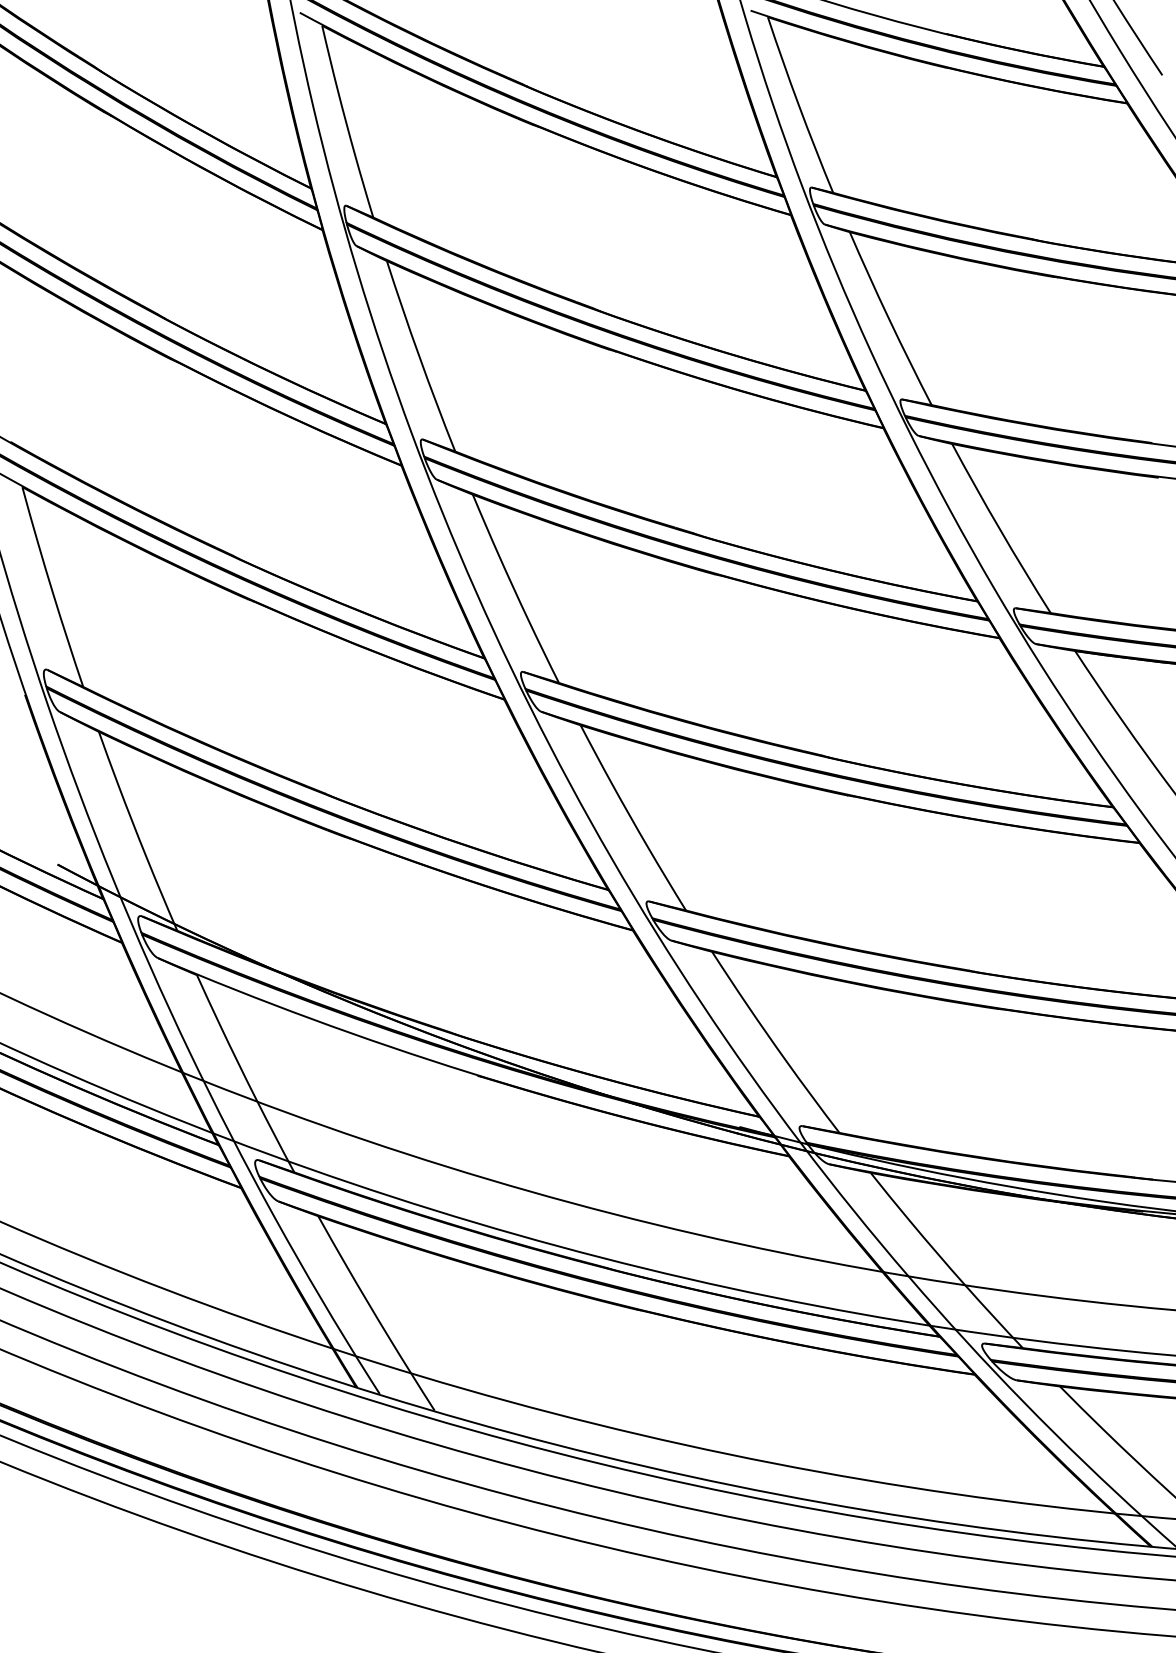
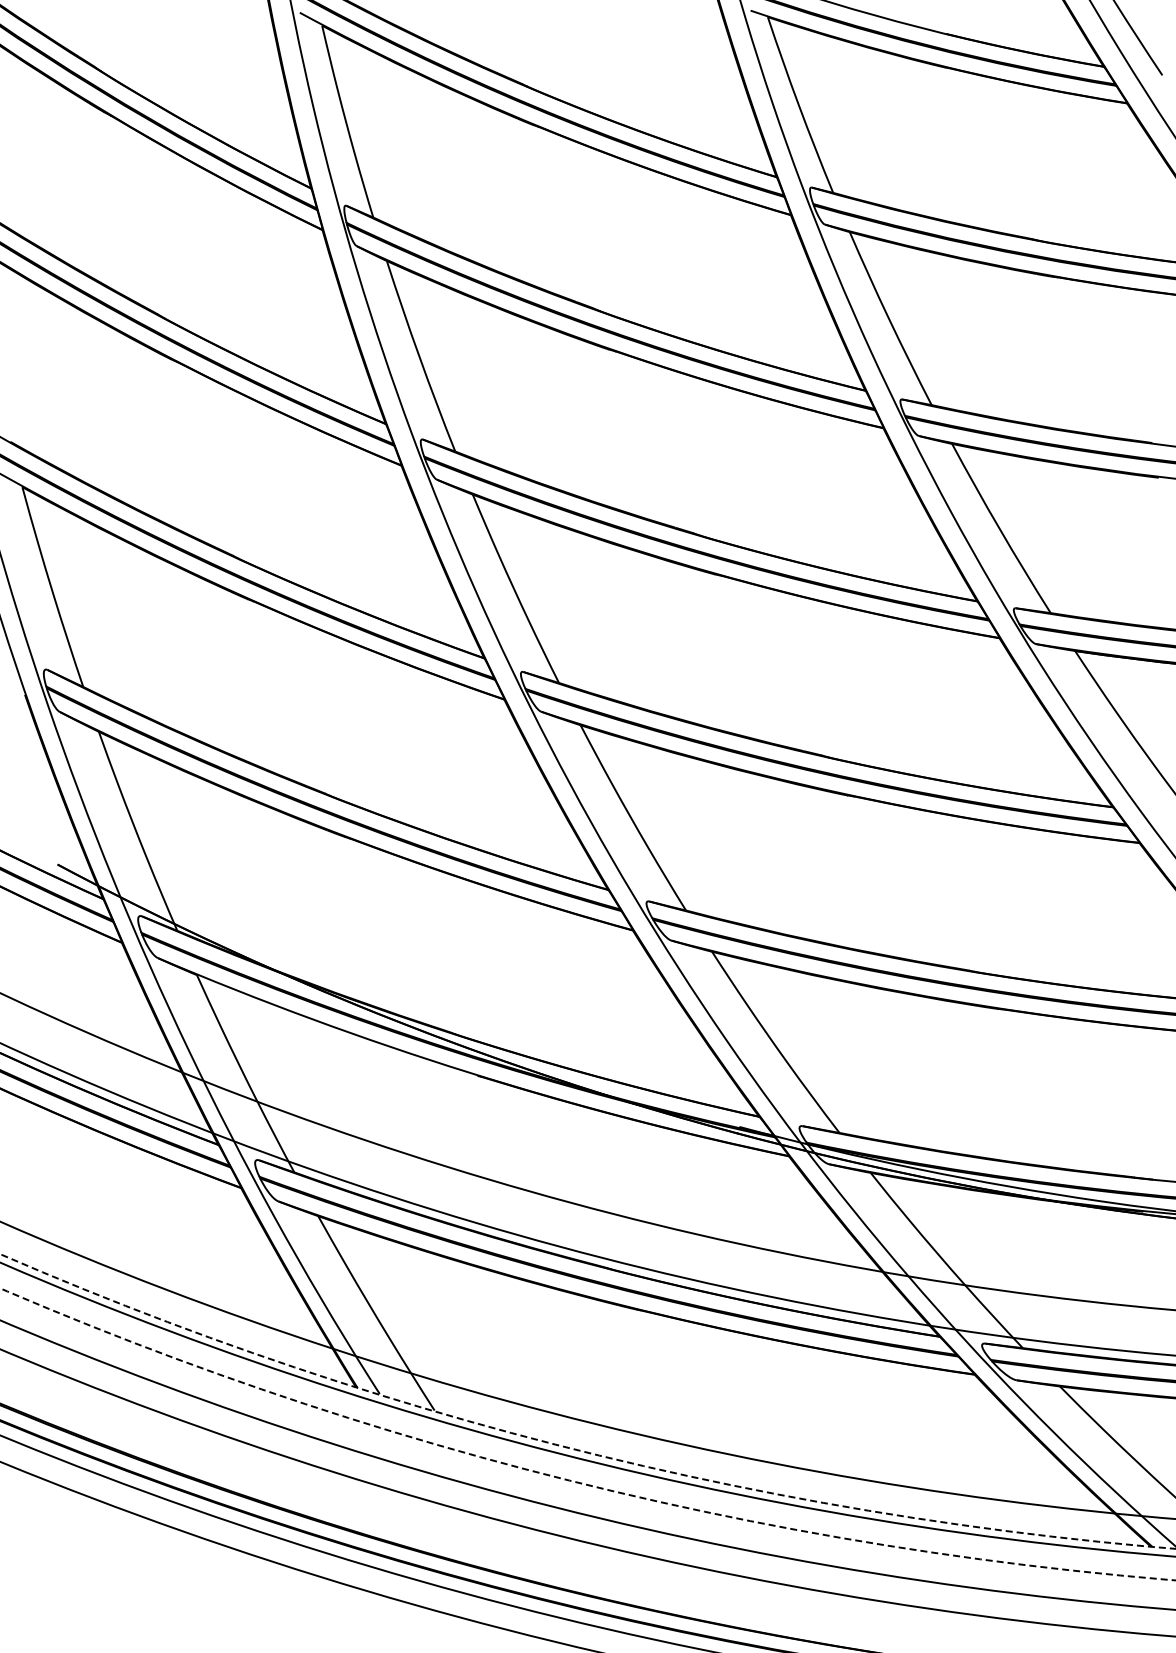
arc: solid -> dashed (575, 1449)
arc: solid -> dashed (576, 1482)
